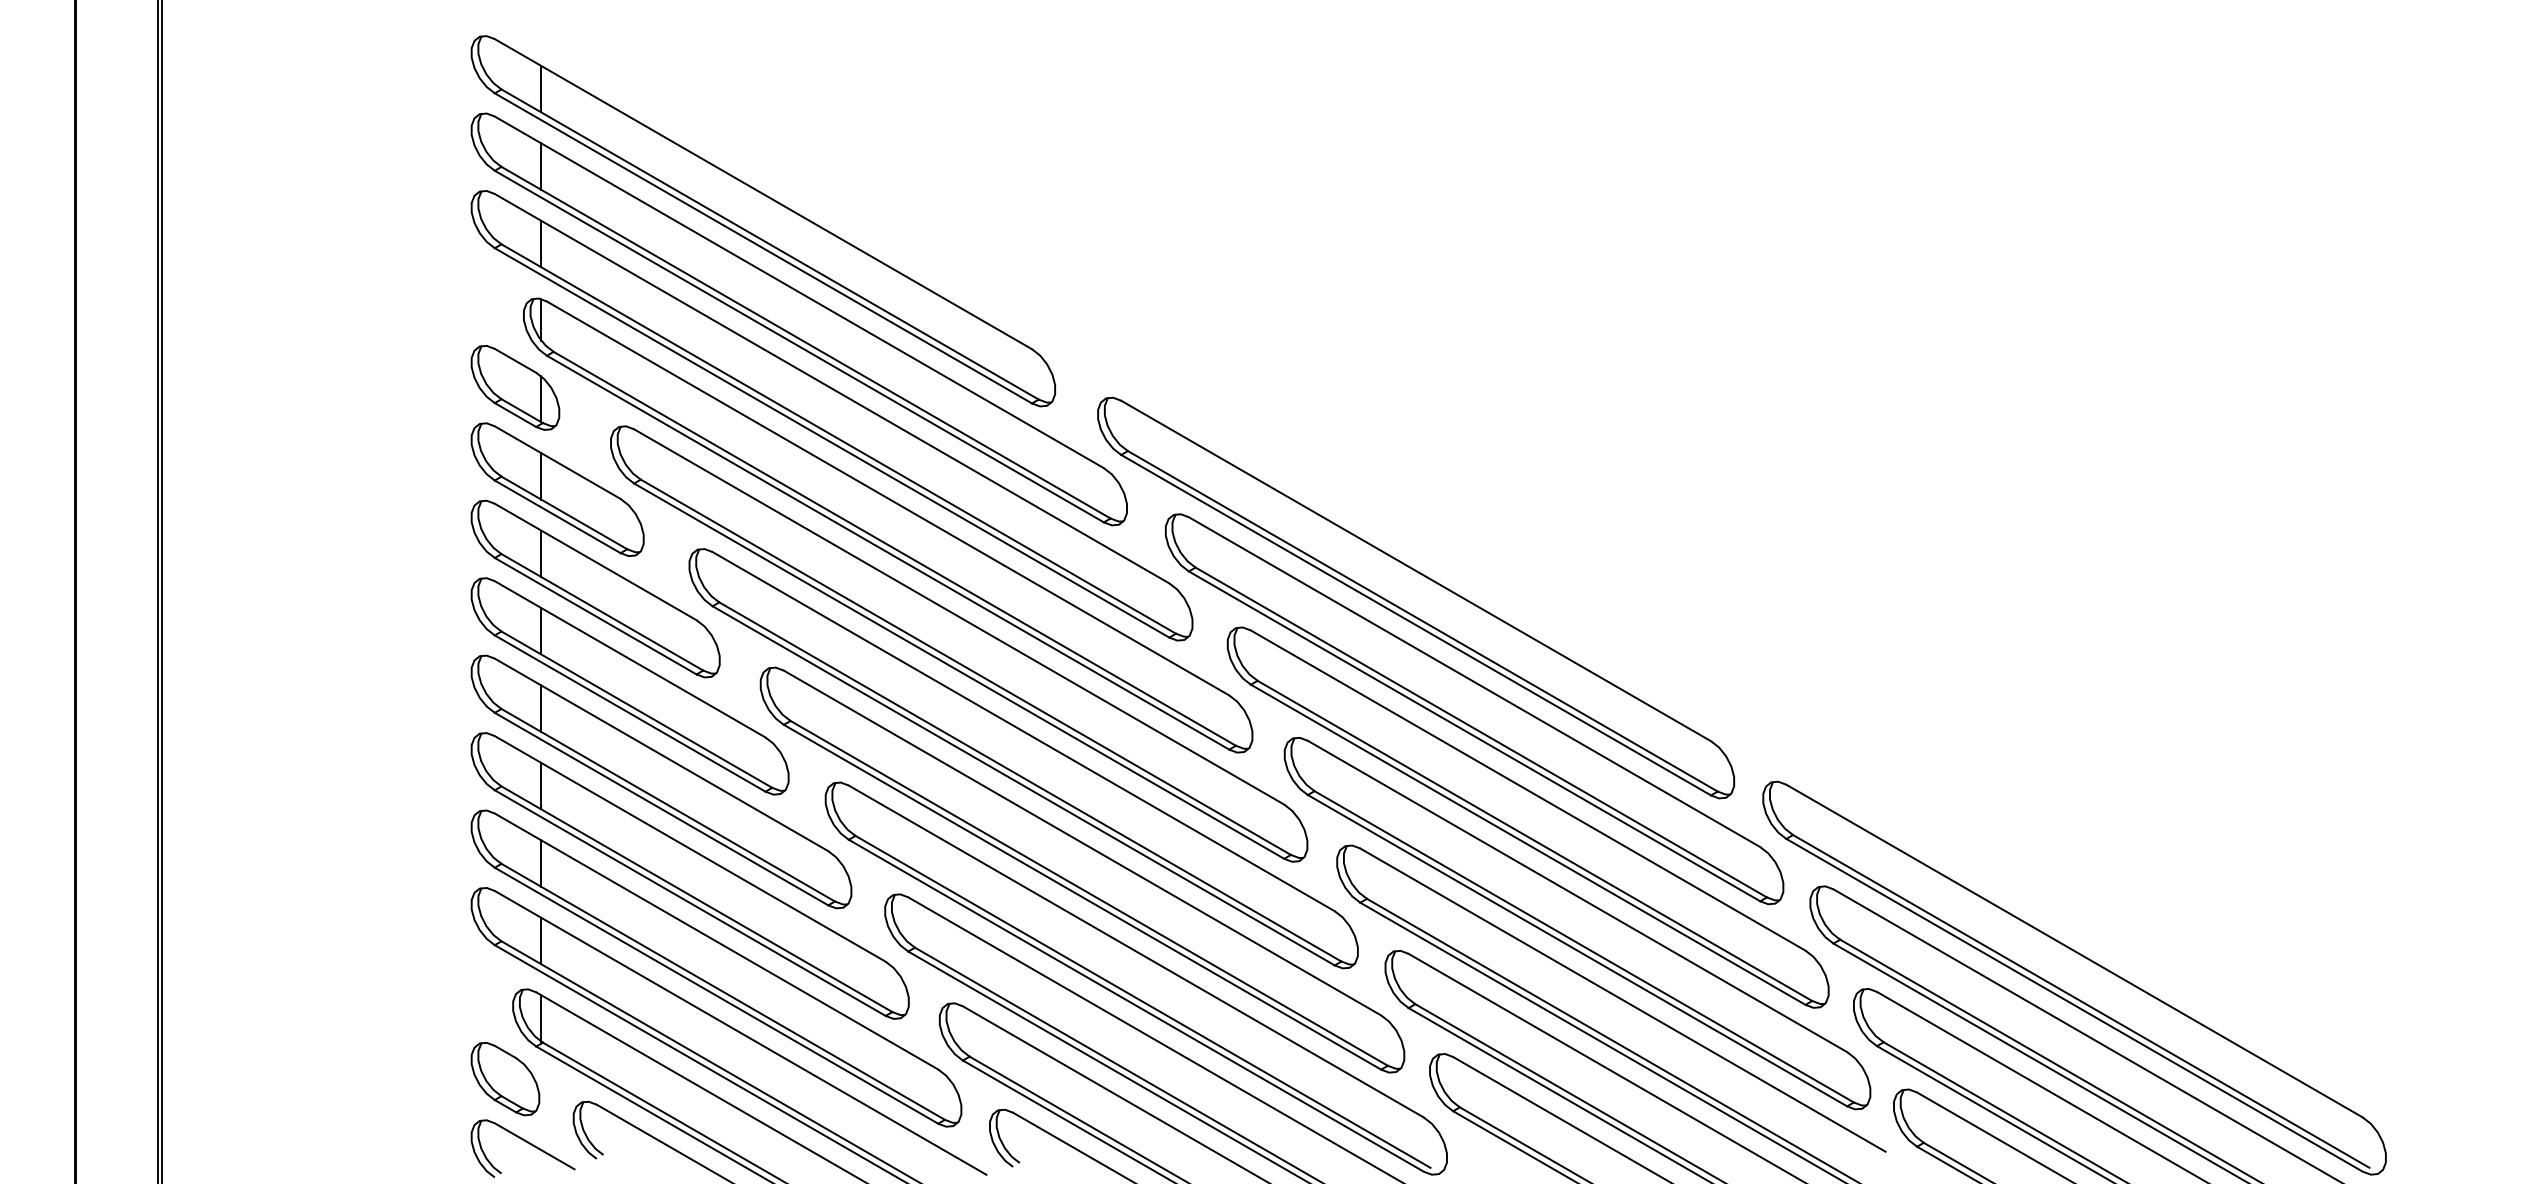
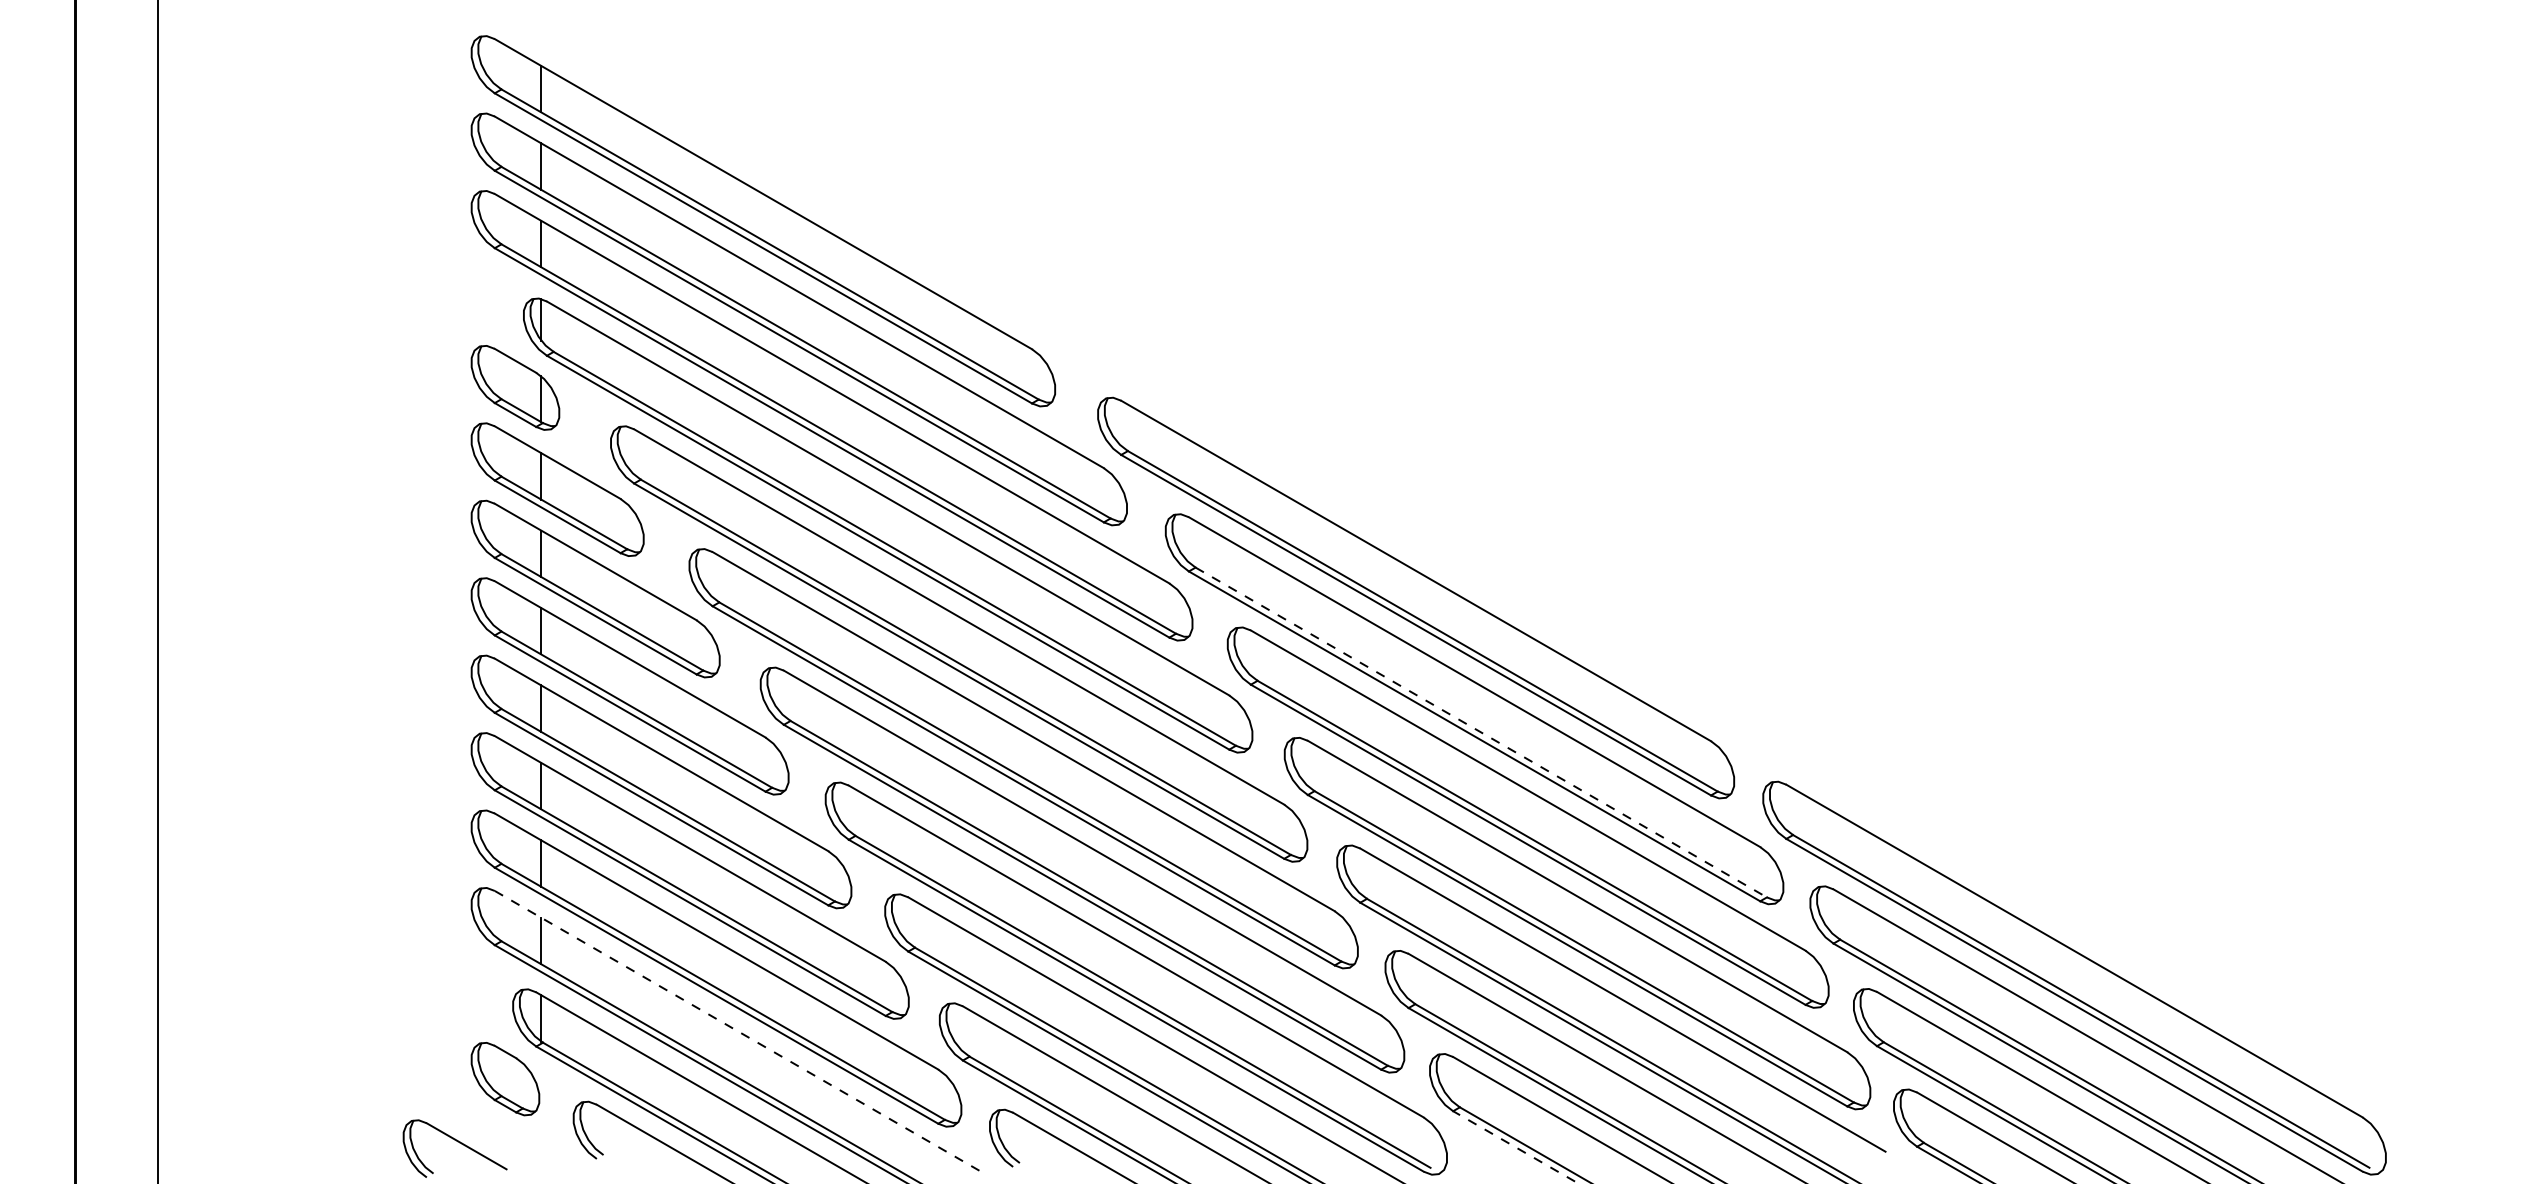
line: present -> none (161, 591)
line: solid -> dashed (1481, 732)
line: solid -> dashed (740, 1032)
part position: (525, 1142) -> (457, 1142) (457, 1142)
line: solid -> dashed (1515, 1147)
